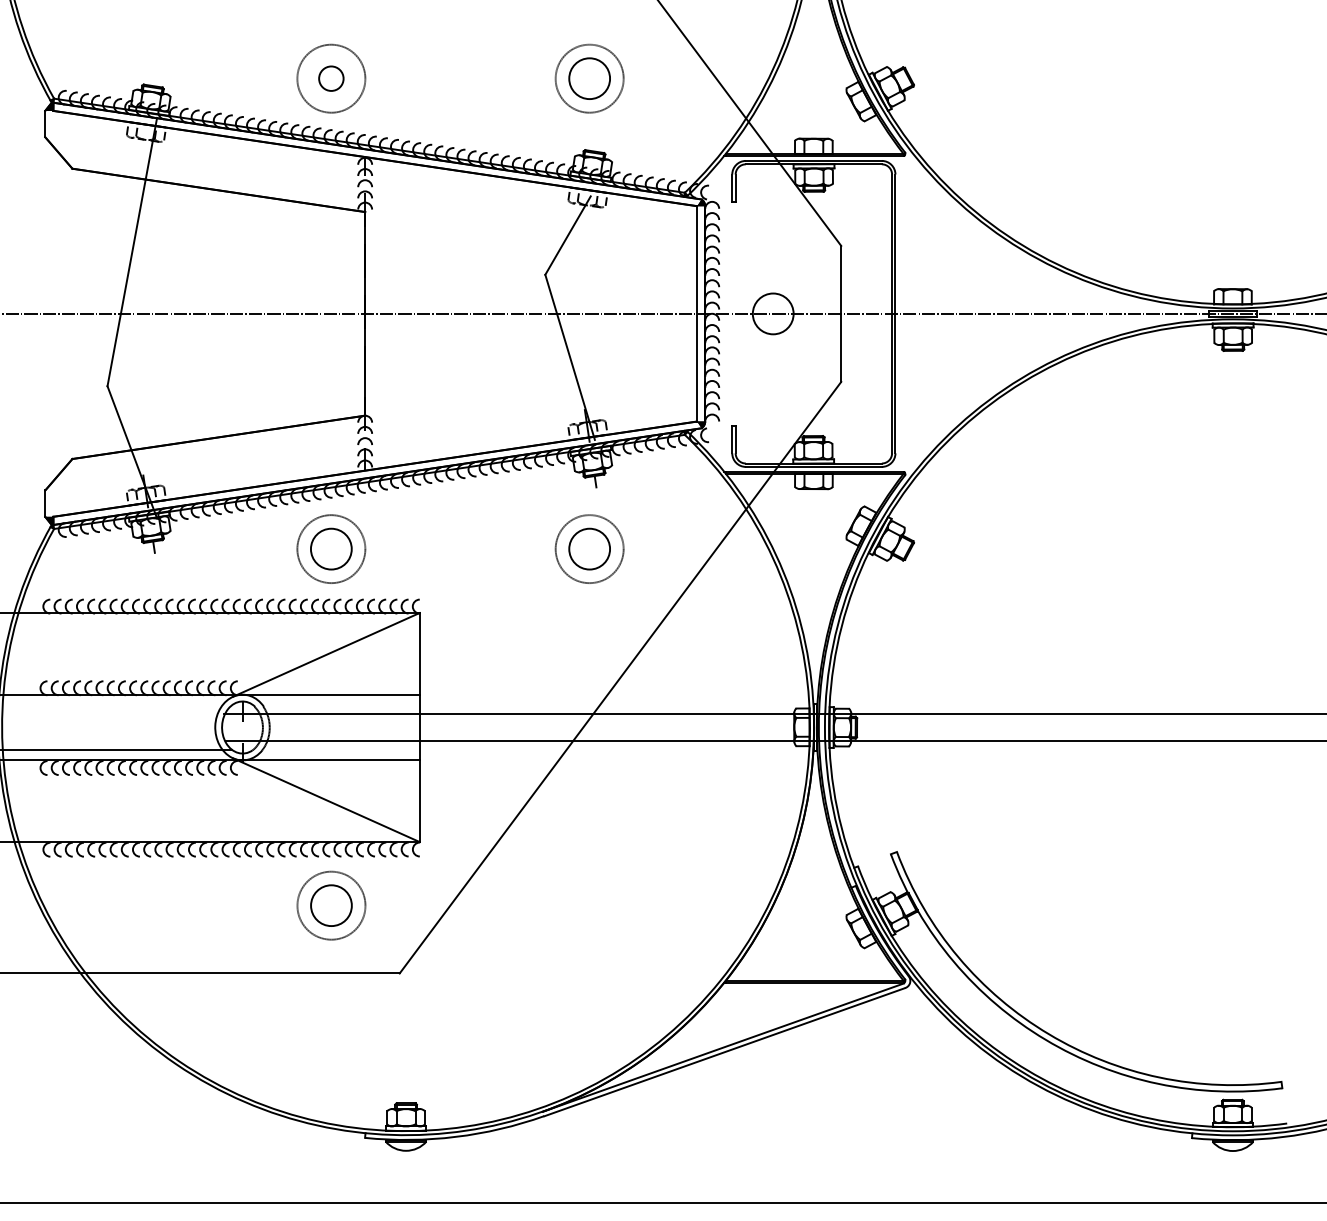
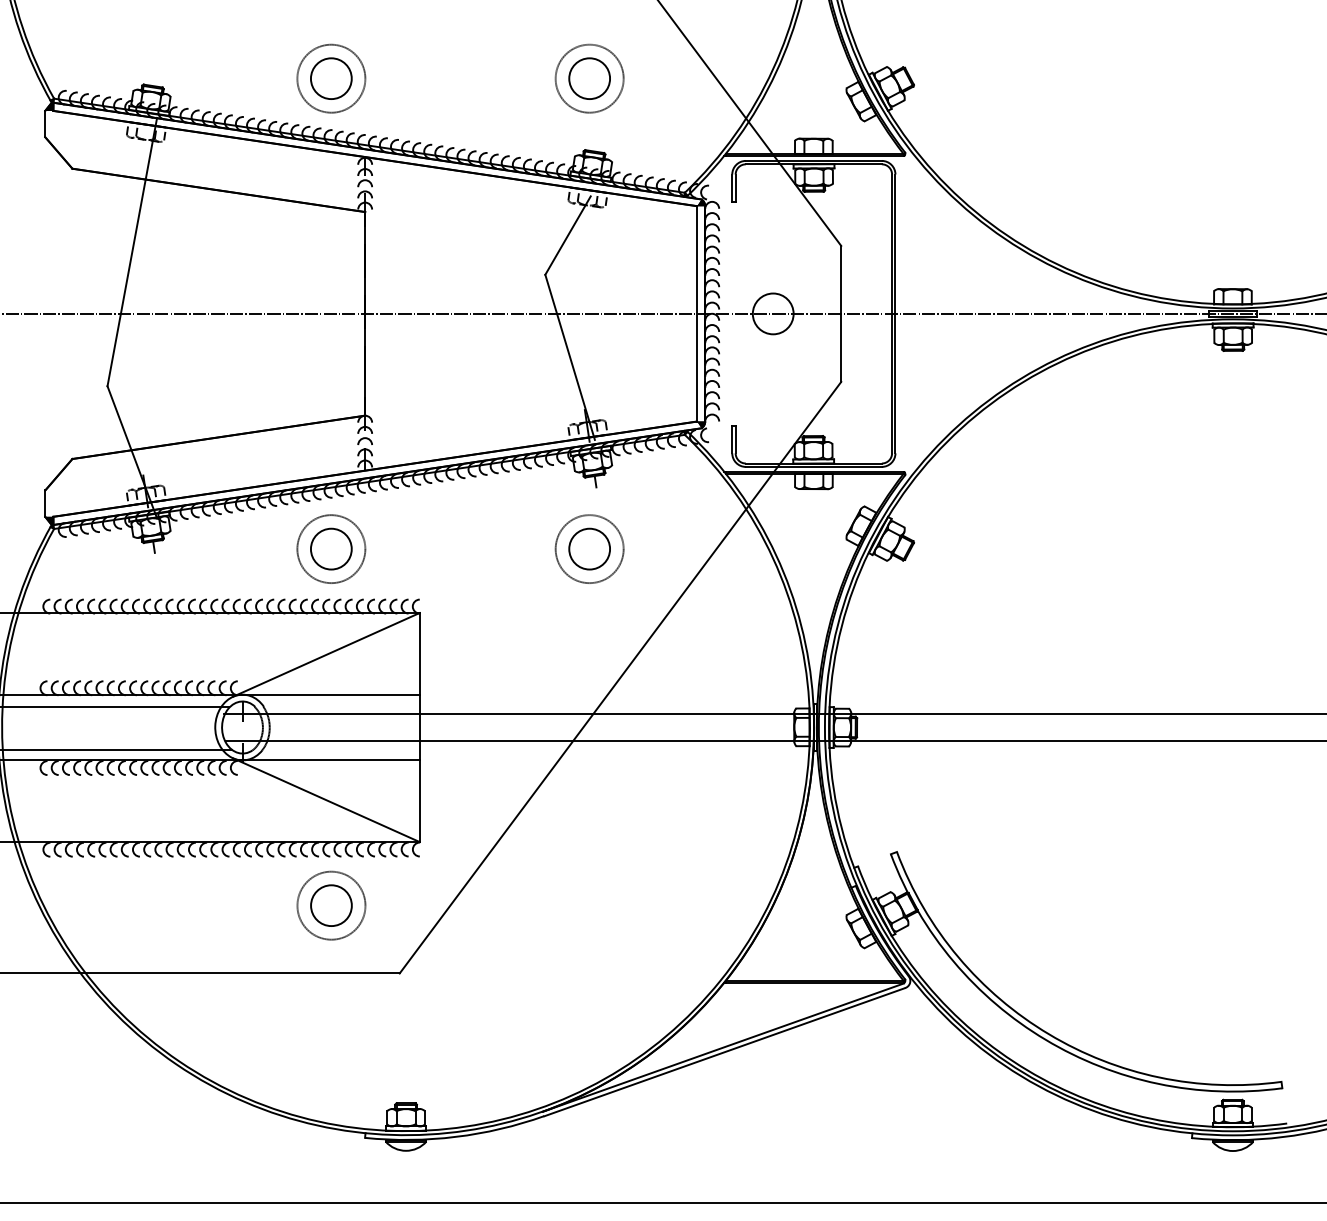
circle diameter: 24 px -> 41 px (330, 78)
line: none -> present (116, 706)
